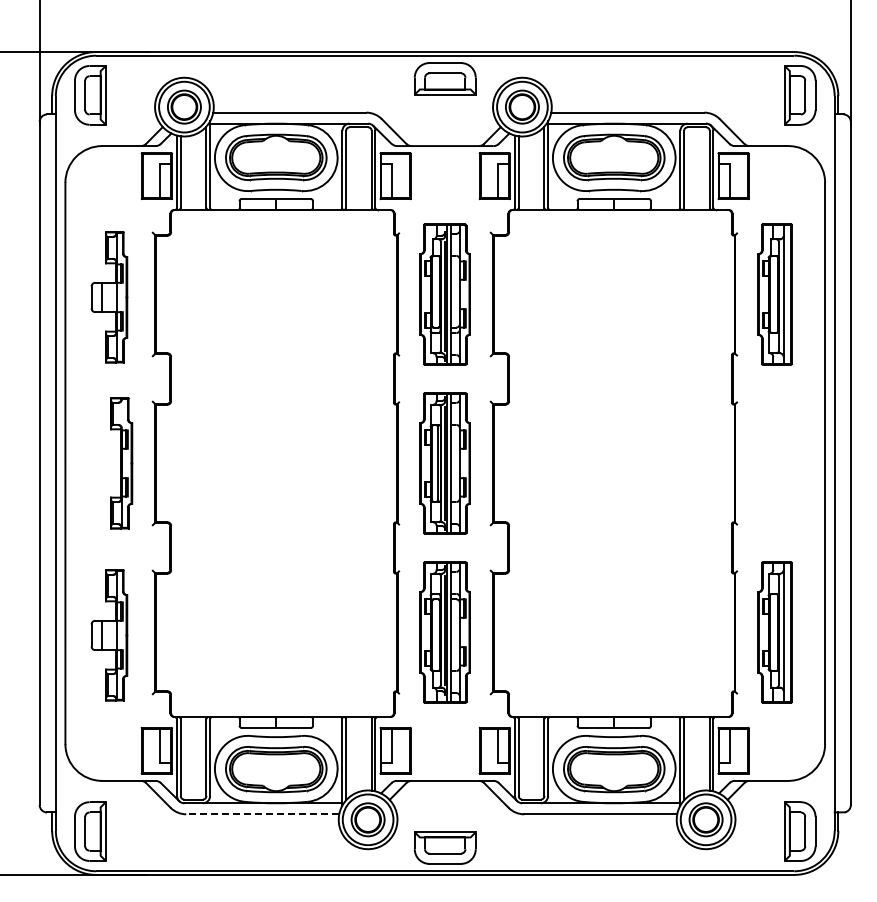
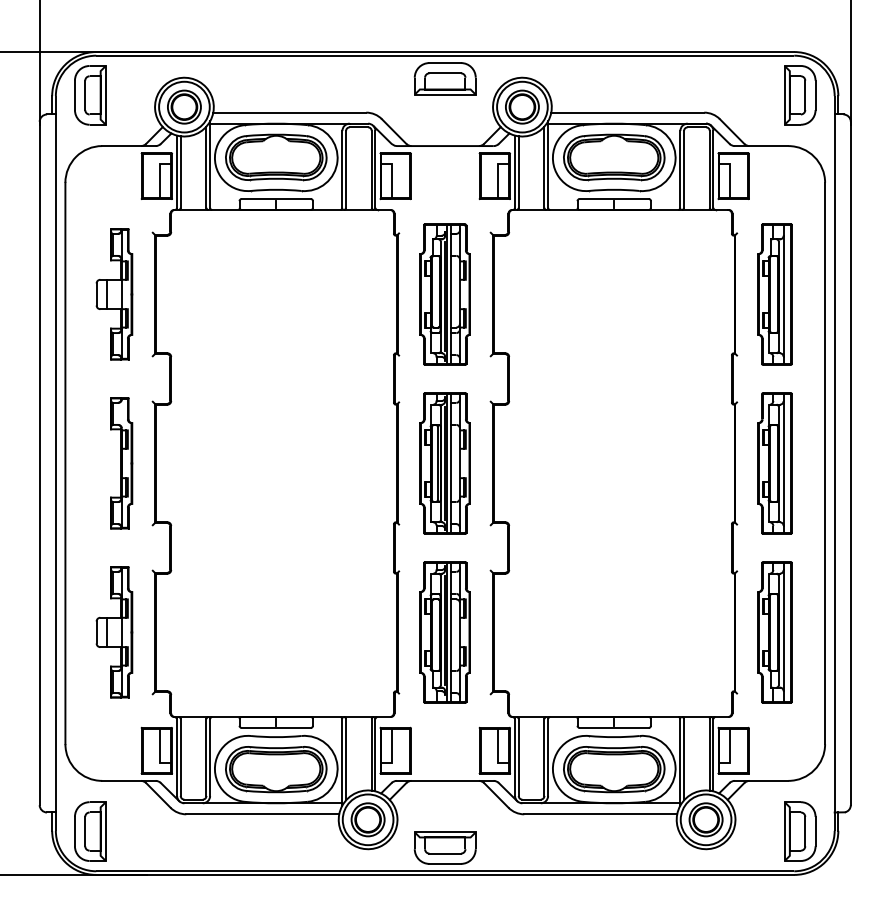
part position: (109, 297) -> (114, 294) (114, 294)
part: none -> present (774, 463)
part position: (109, 635) -> (114, 632) (114, 632)
line: dashed -> solid (262, 814)
